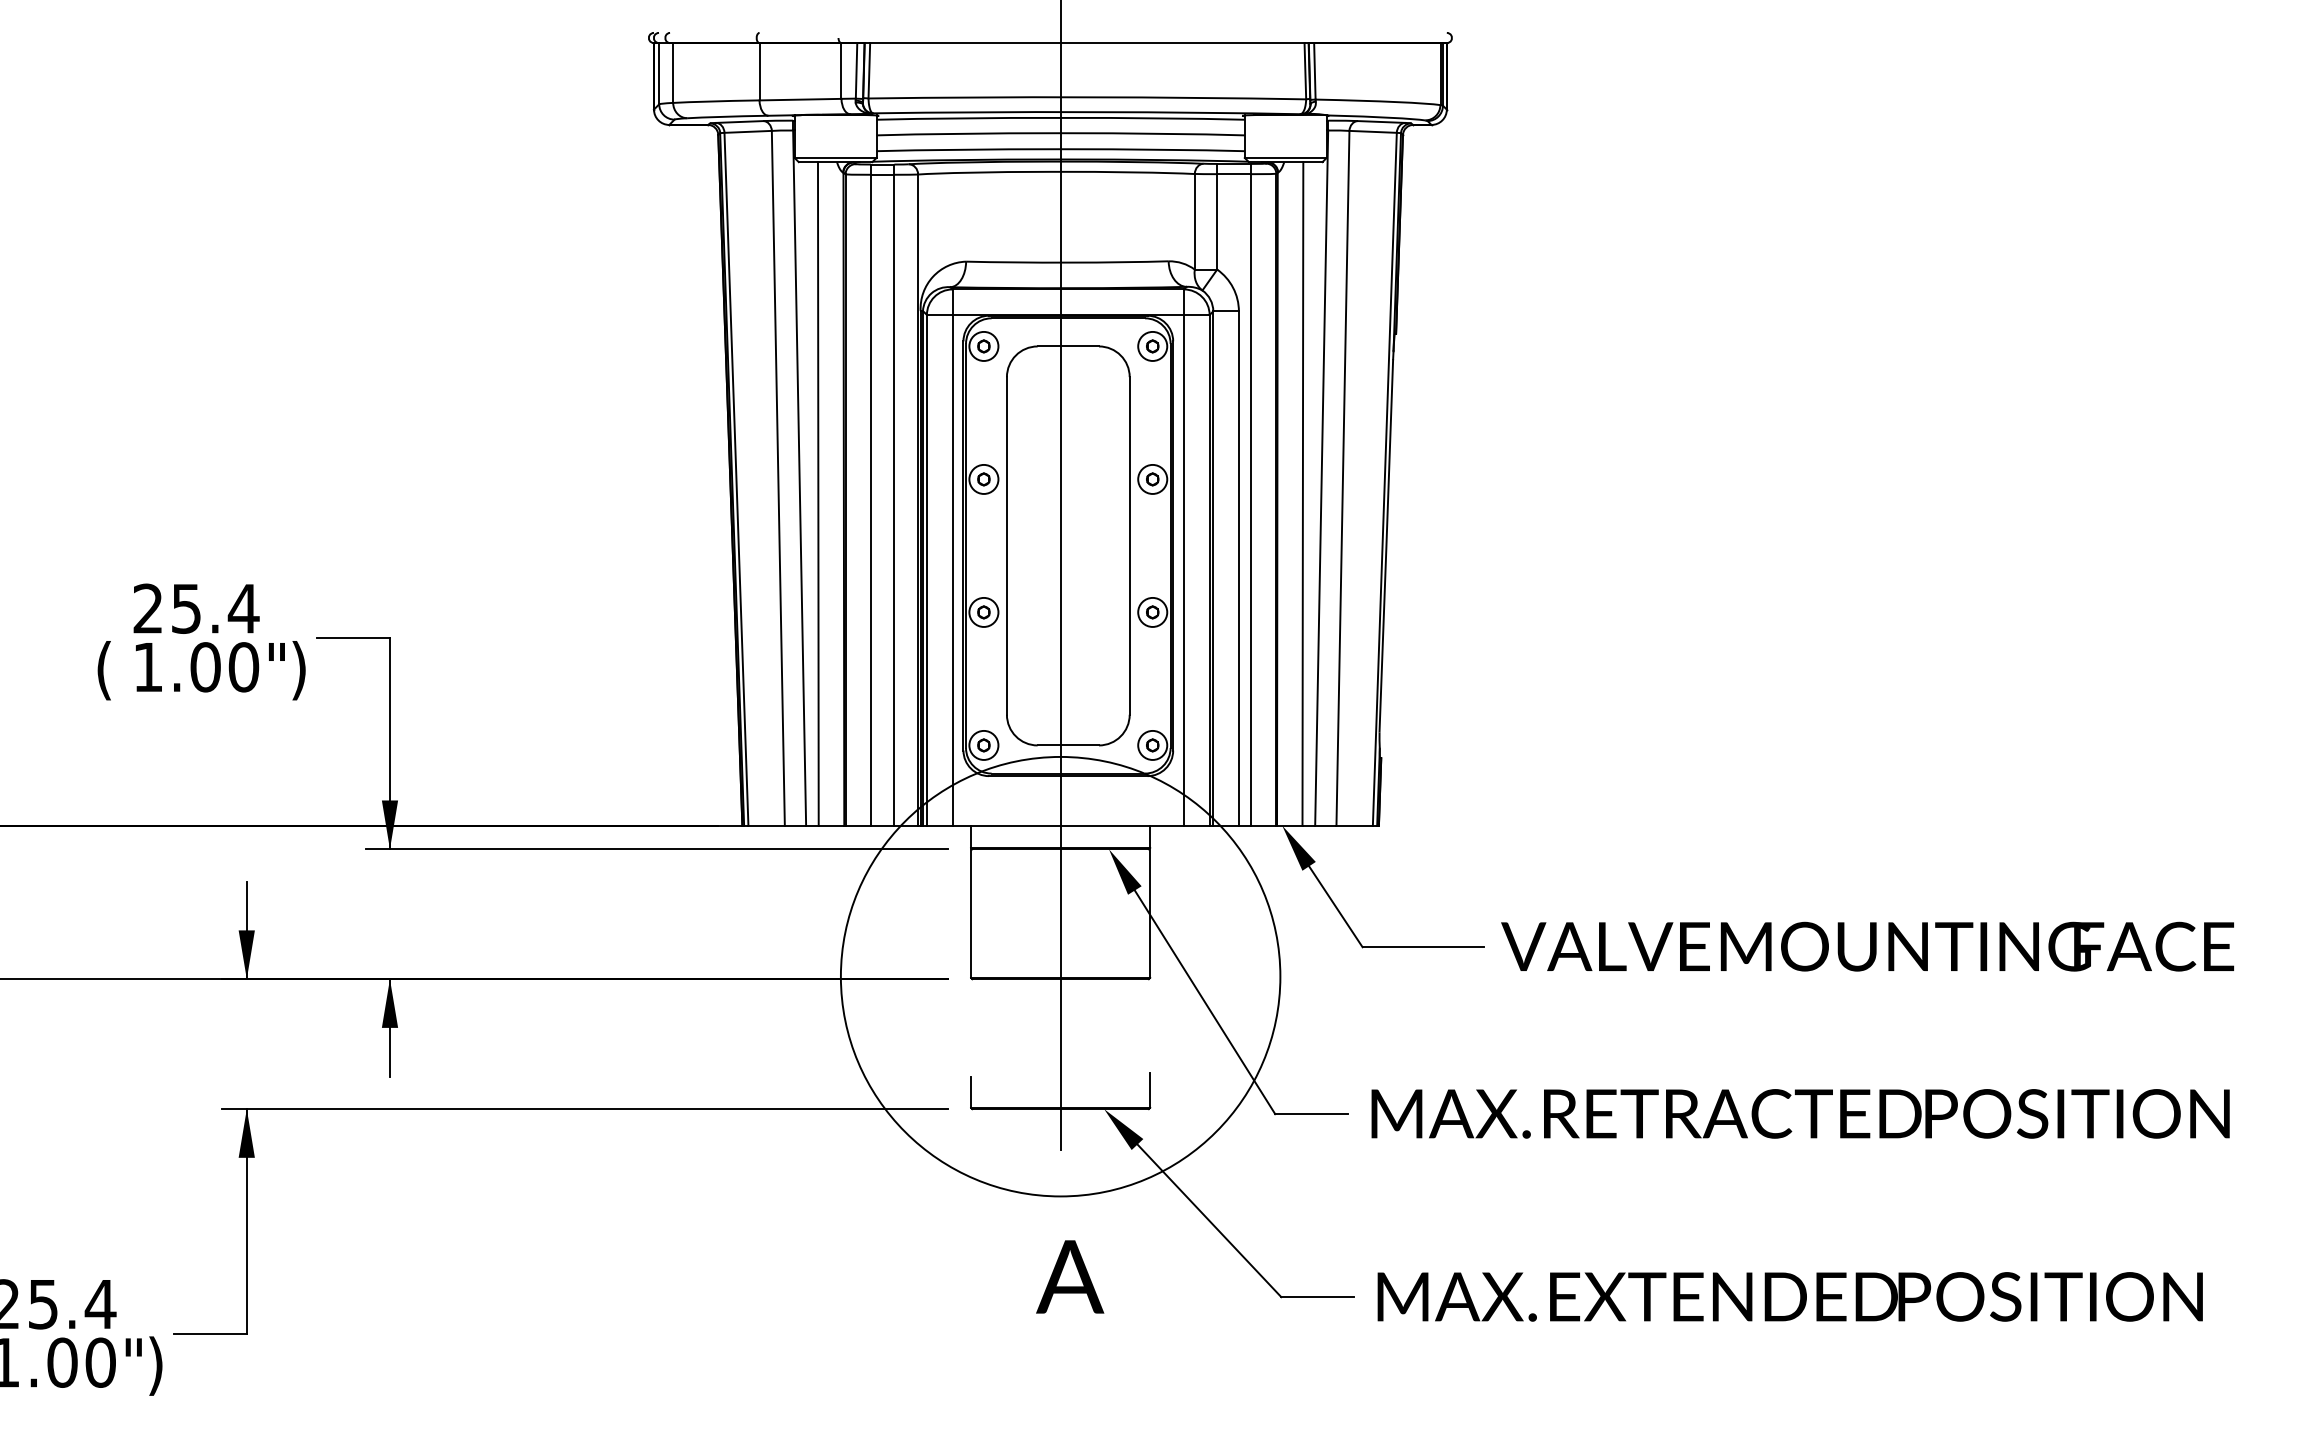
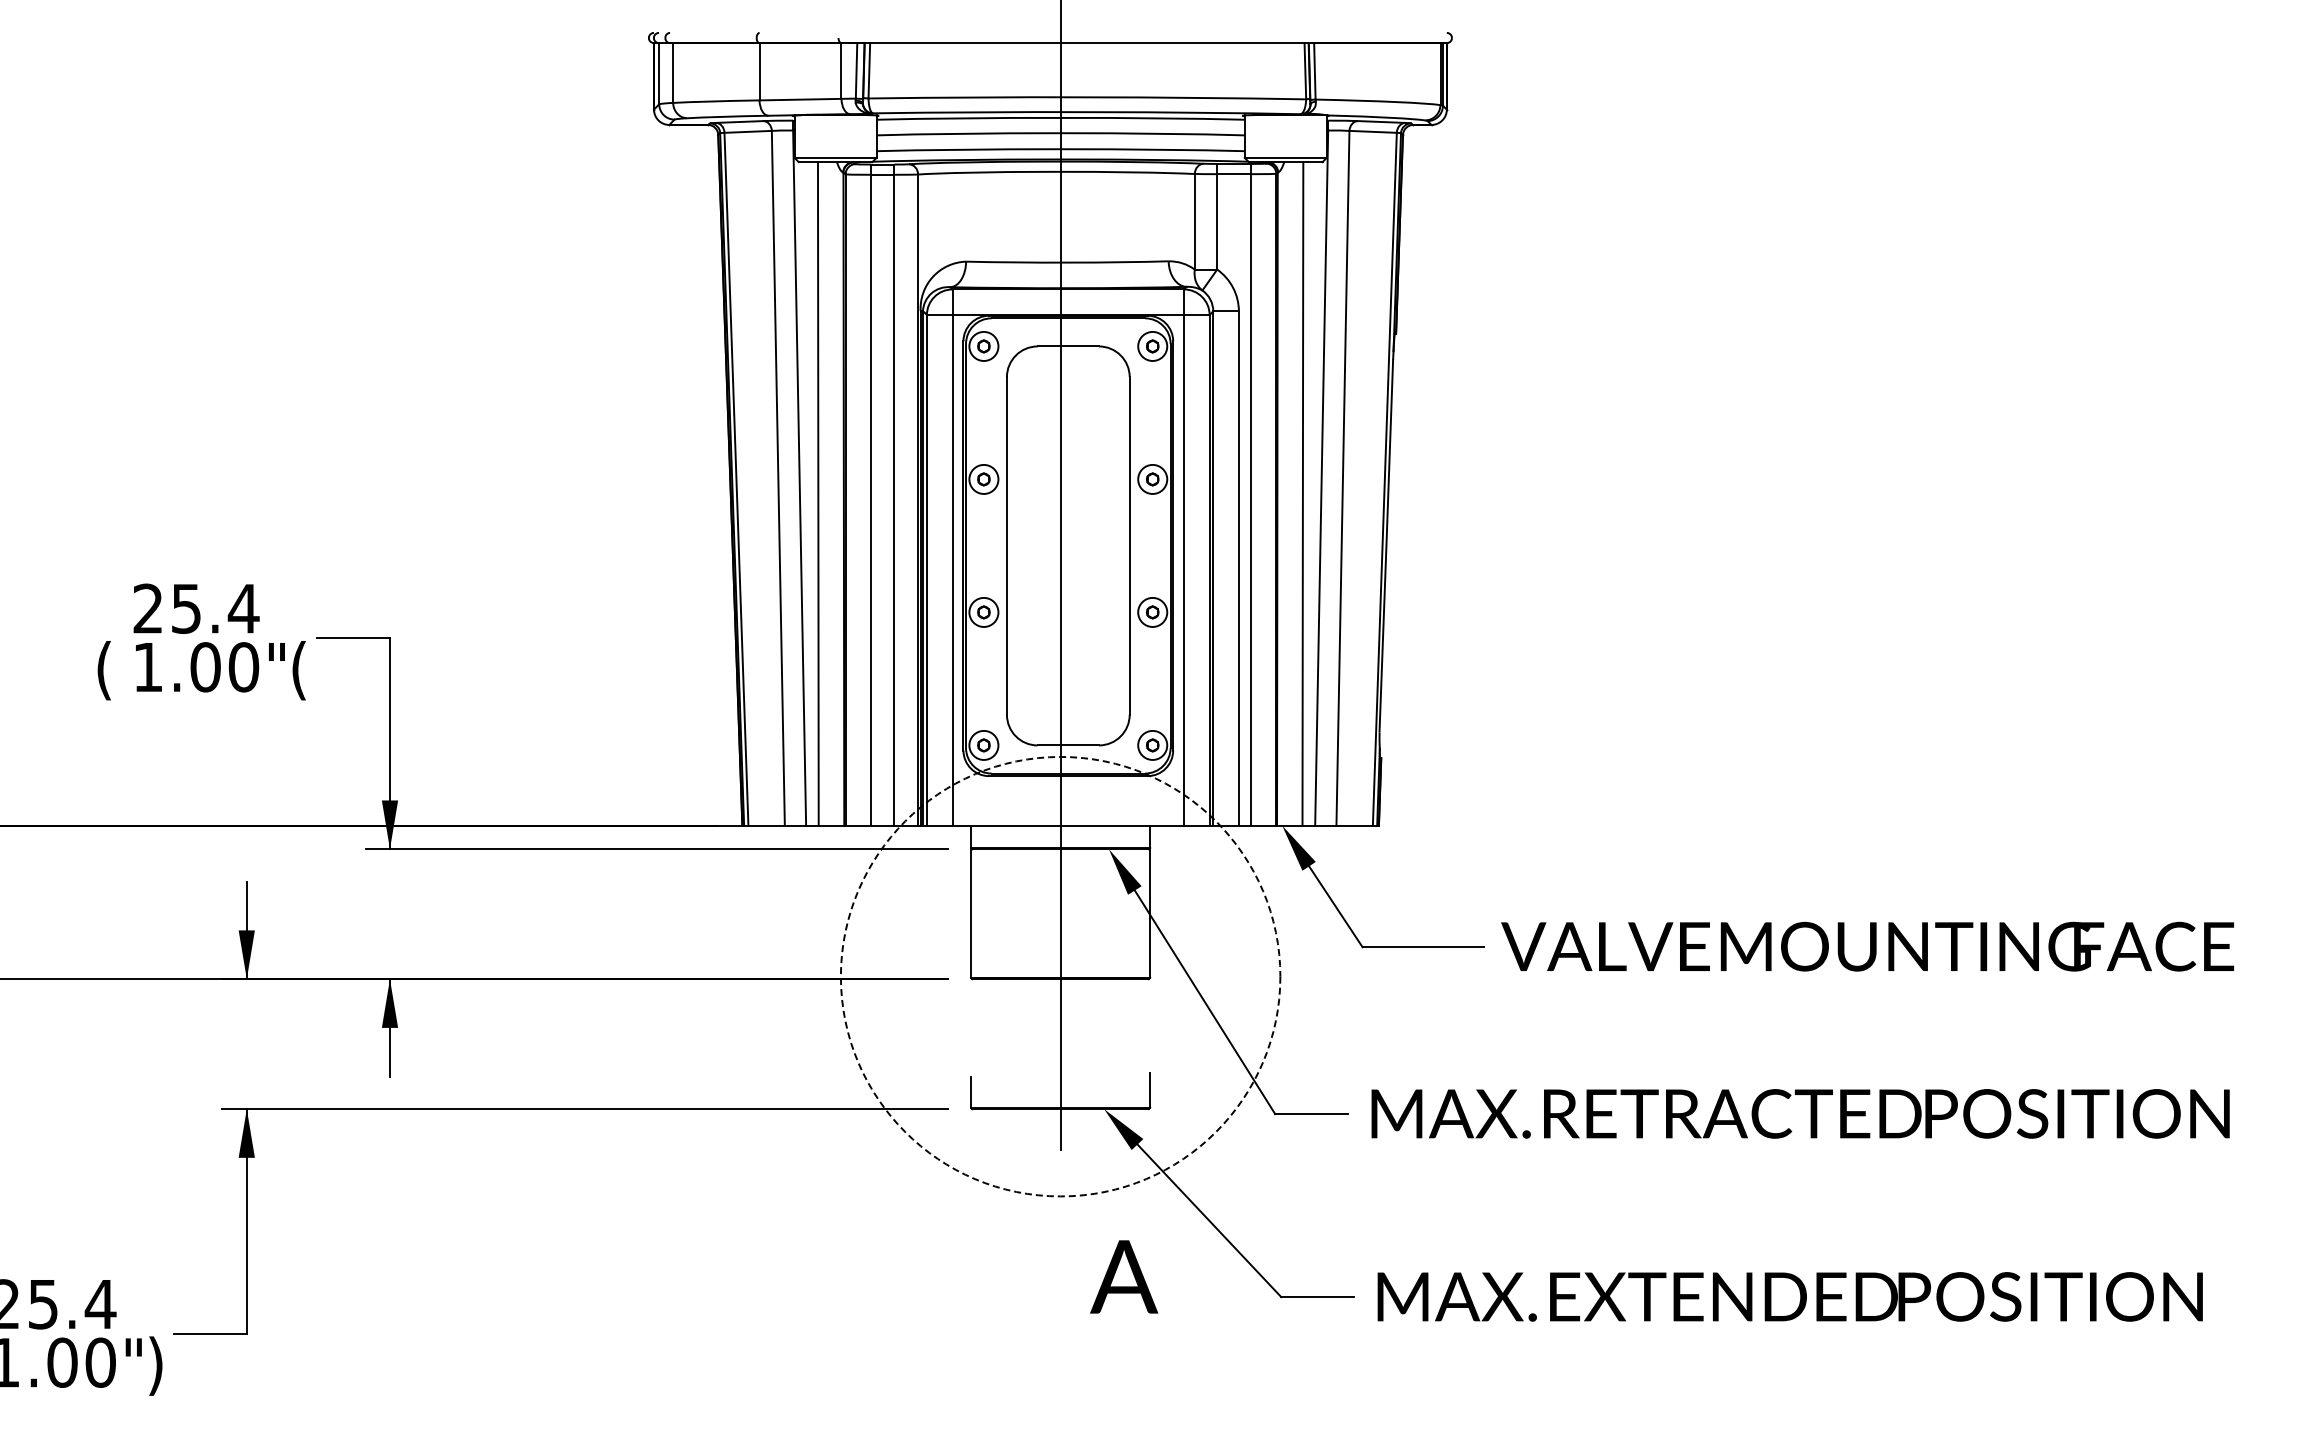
text: ) -> ( (298, 670)
circle: solid -> dashed (1060, 976)
text position: (1070, 1276) -> (1124, 1276) (1124, 1276)
